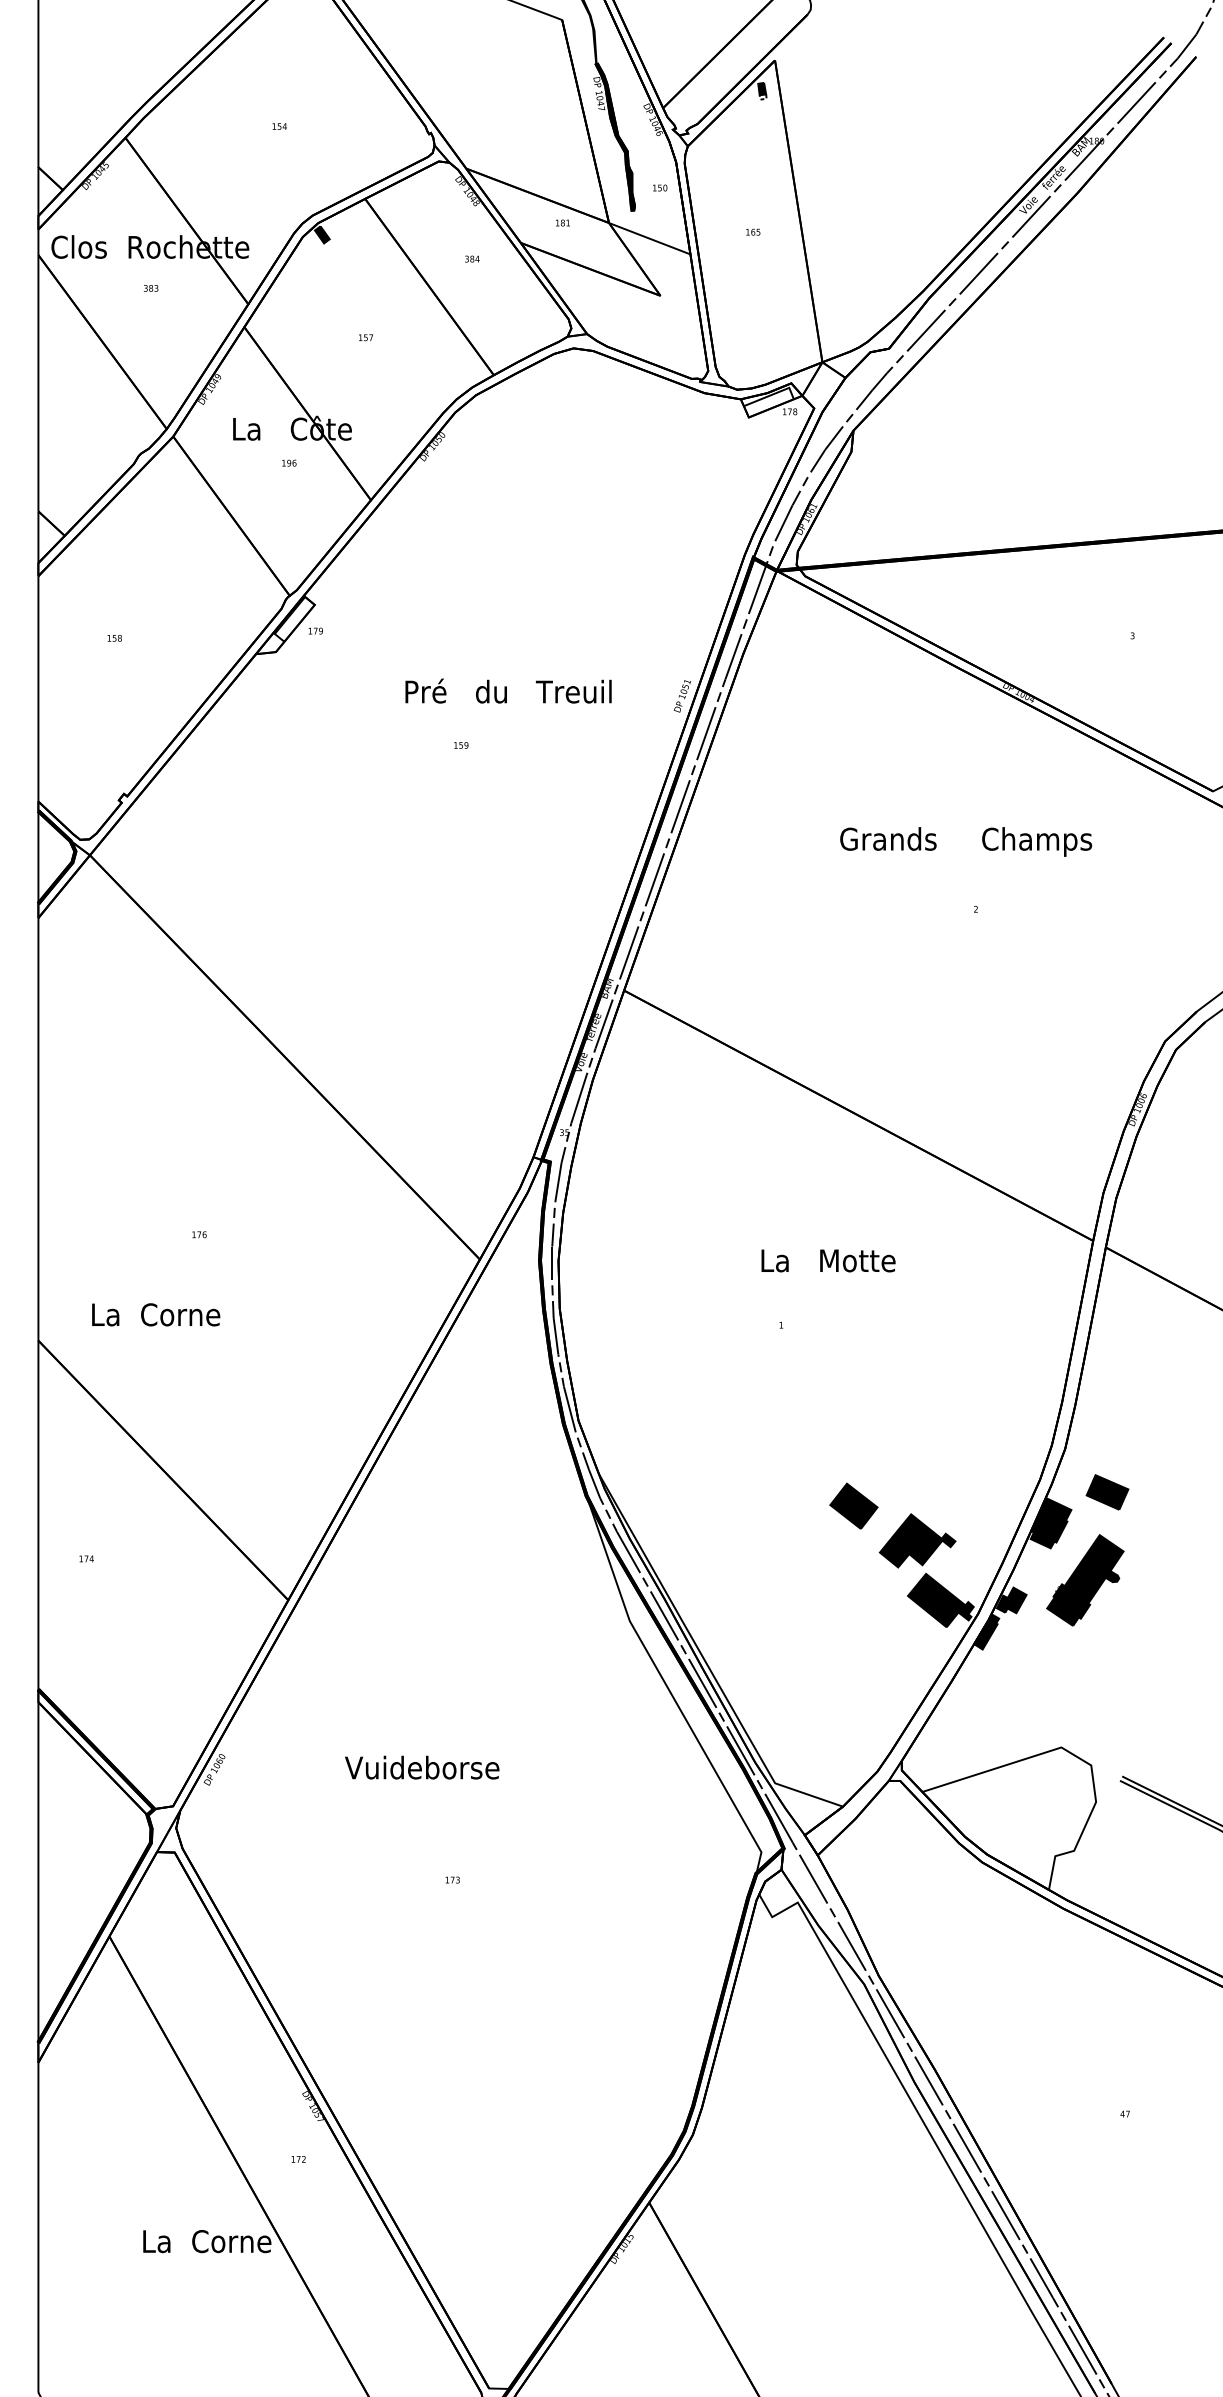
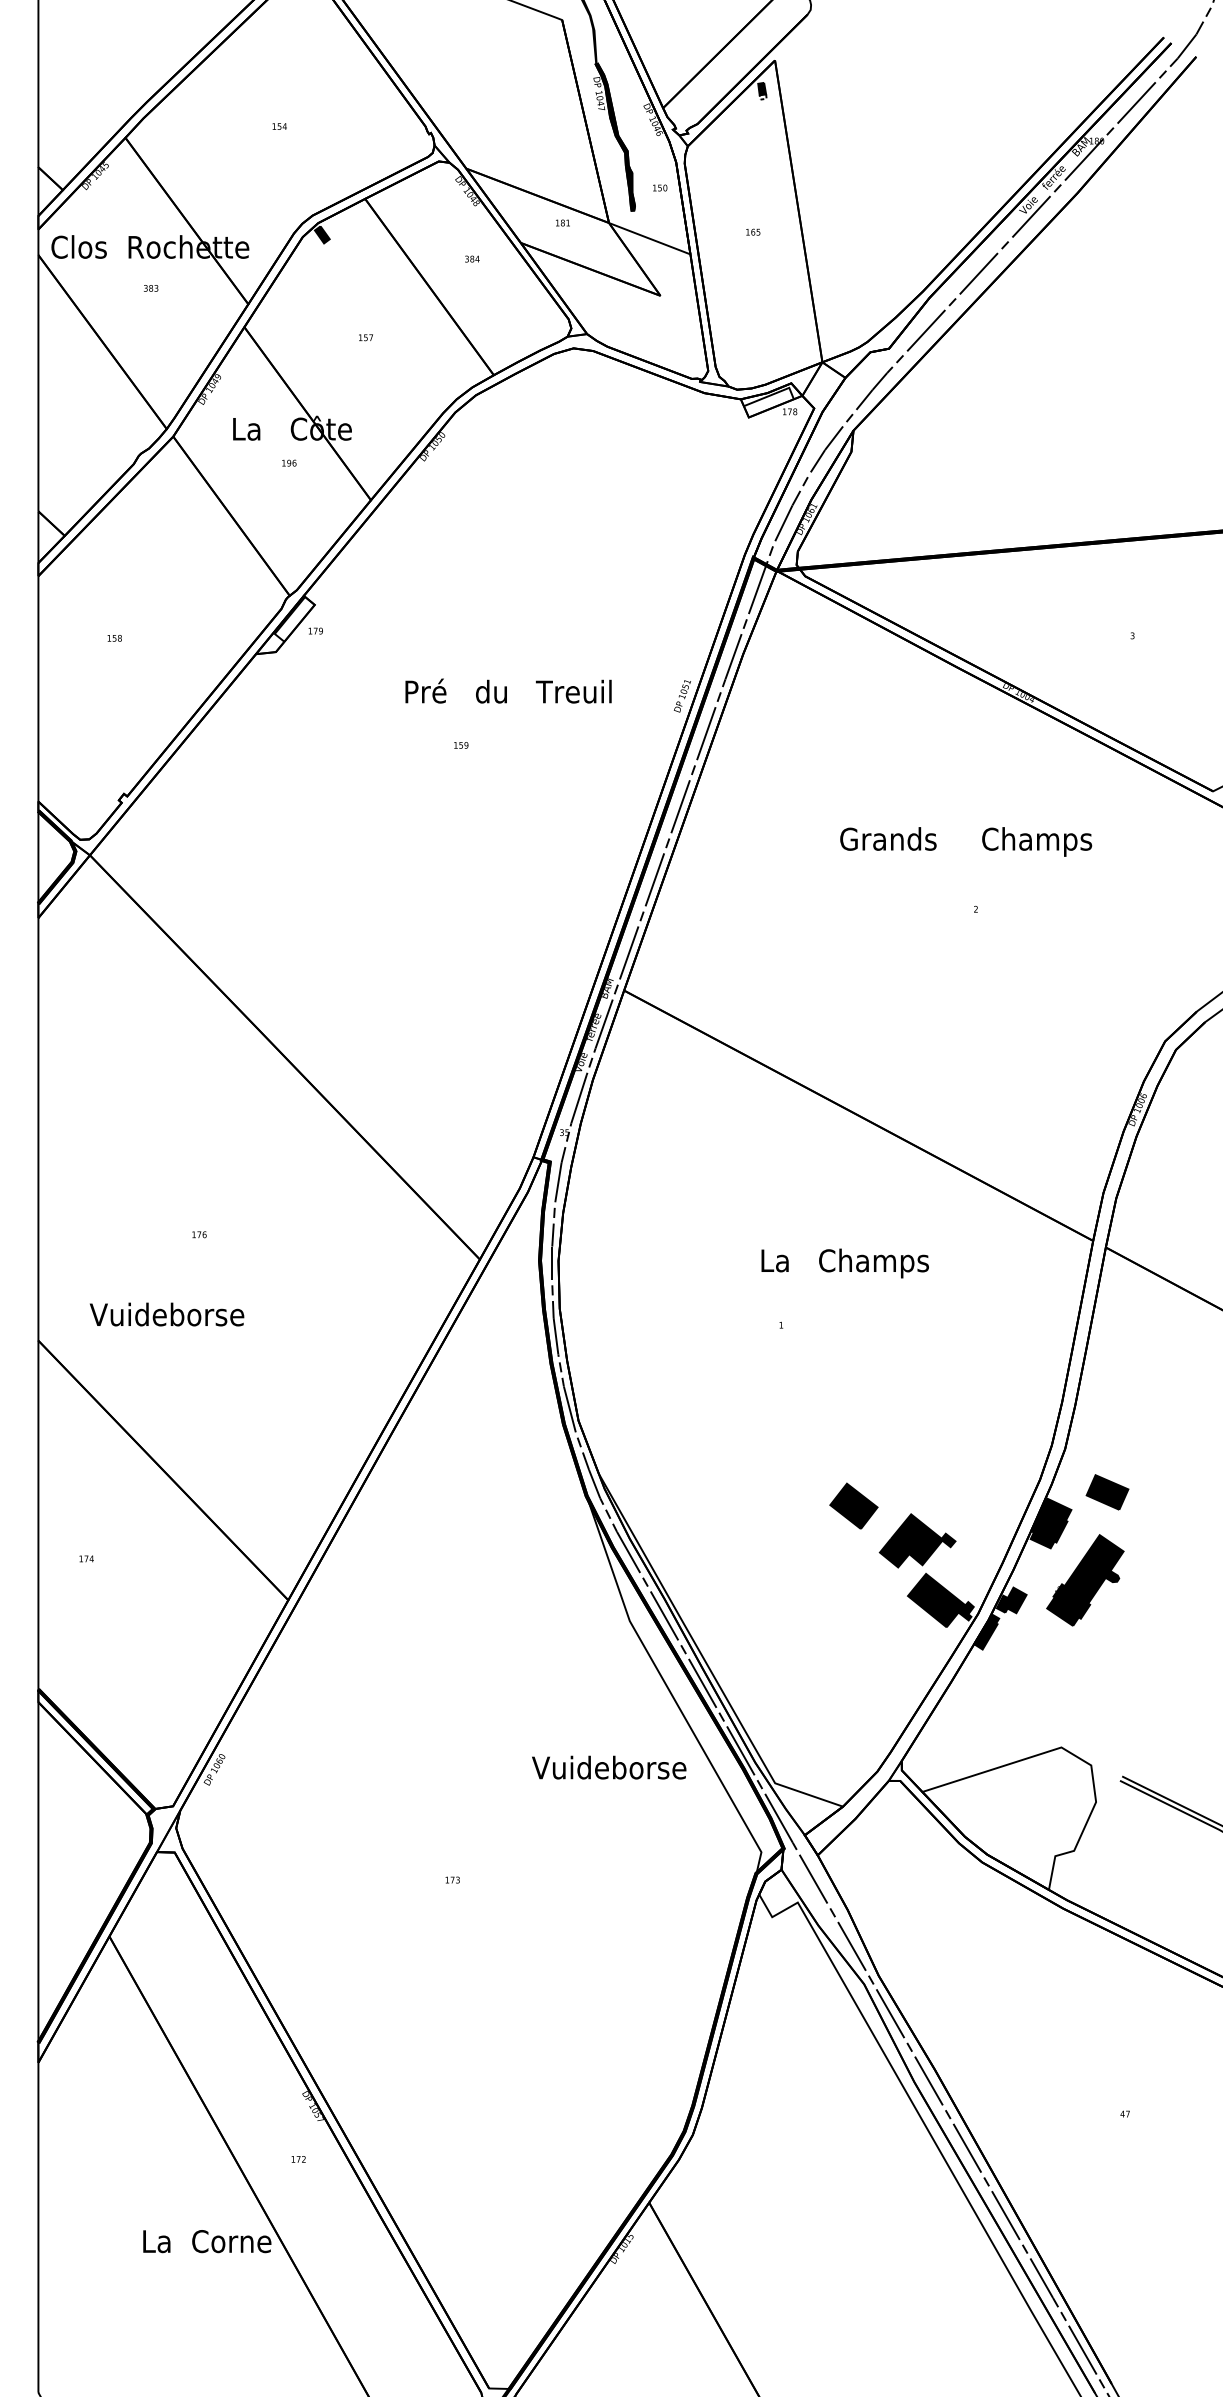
text: Motte -> Champs (873, 1263)
text: La  Corne -> Vuideborse (166, 1314)
text position: (422, 1767) -> (609, 1767) (609, 1767)
